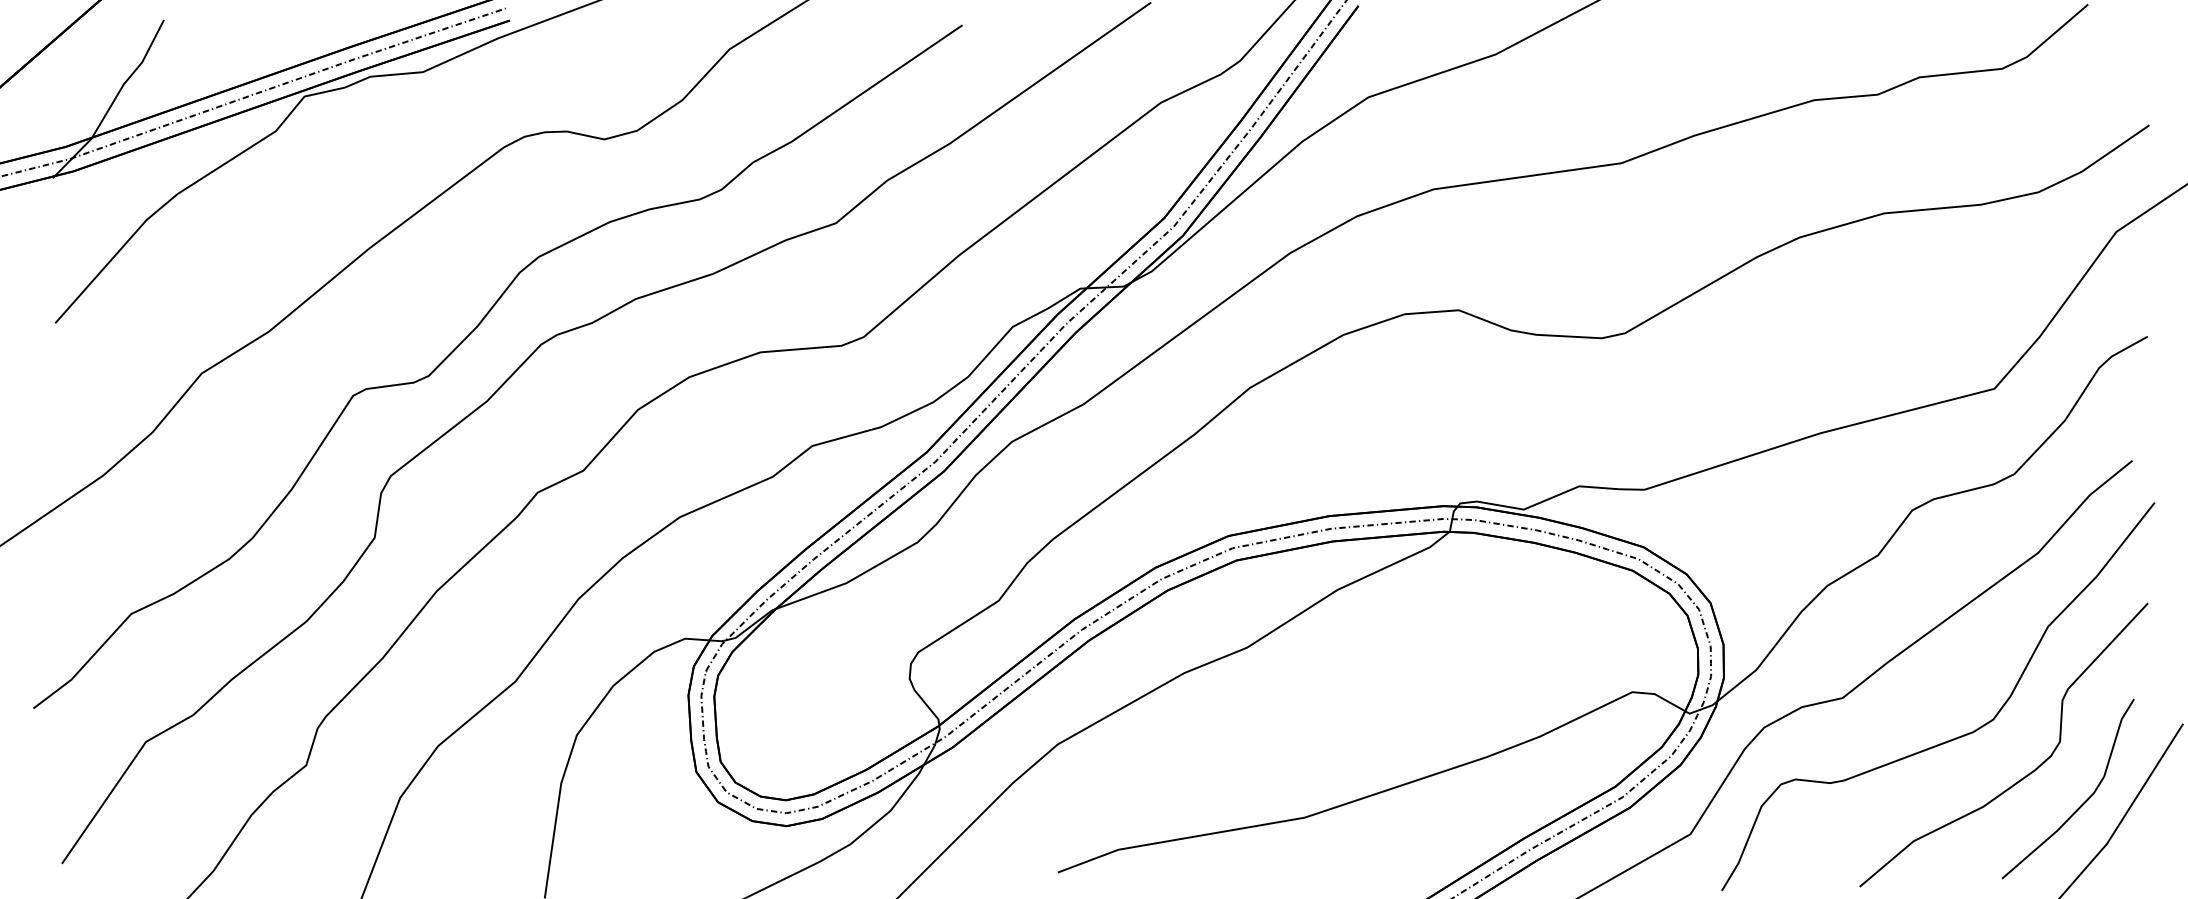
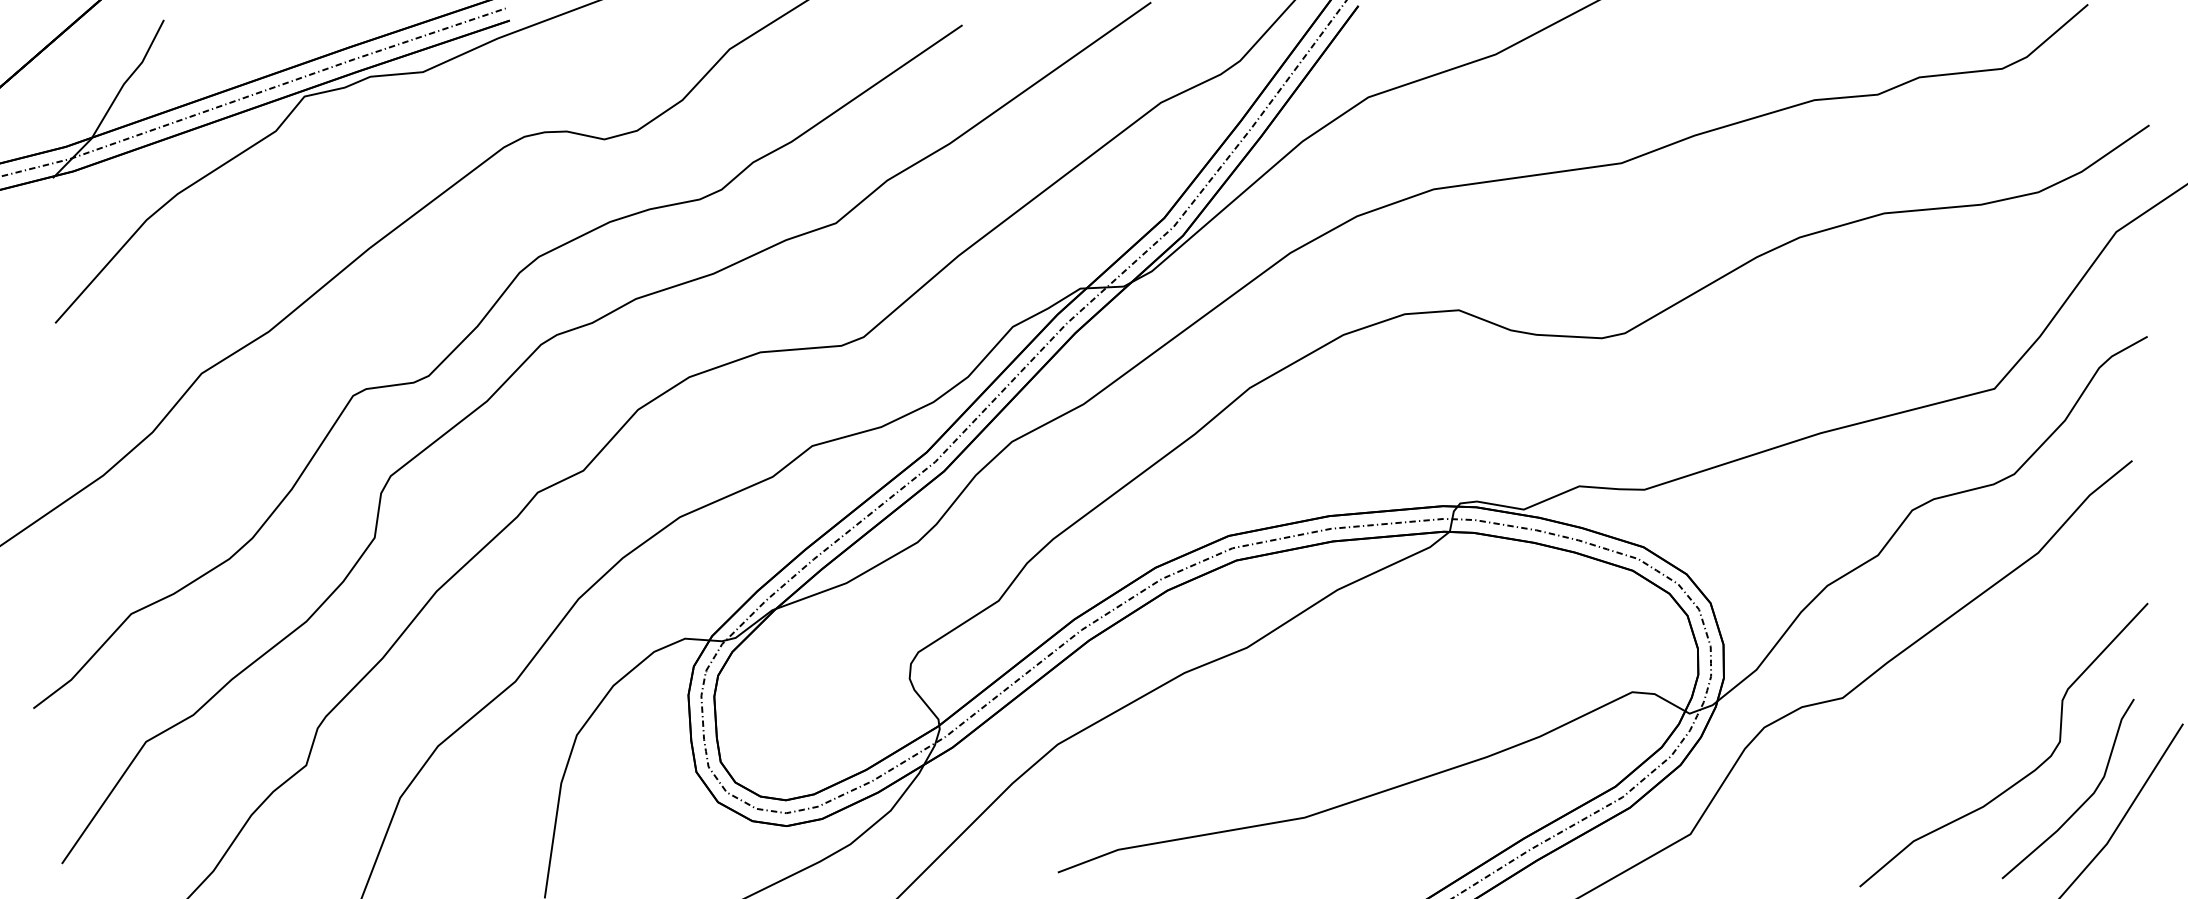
curve: present -> none (1955, 737)
